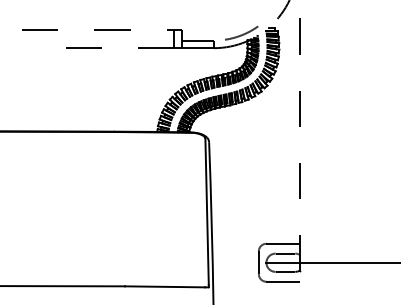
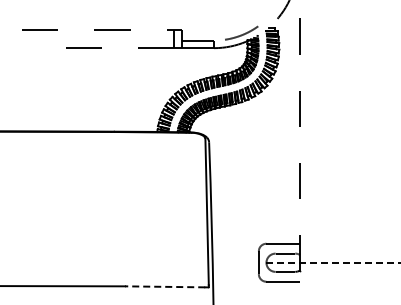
line: solid -> dashed (333, 262)
line: solid -> dashed (164, 286)
